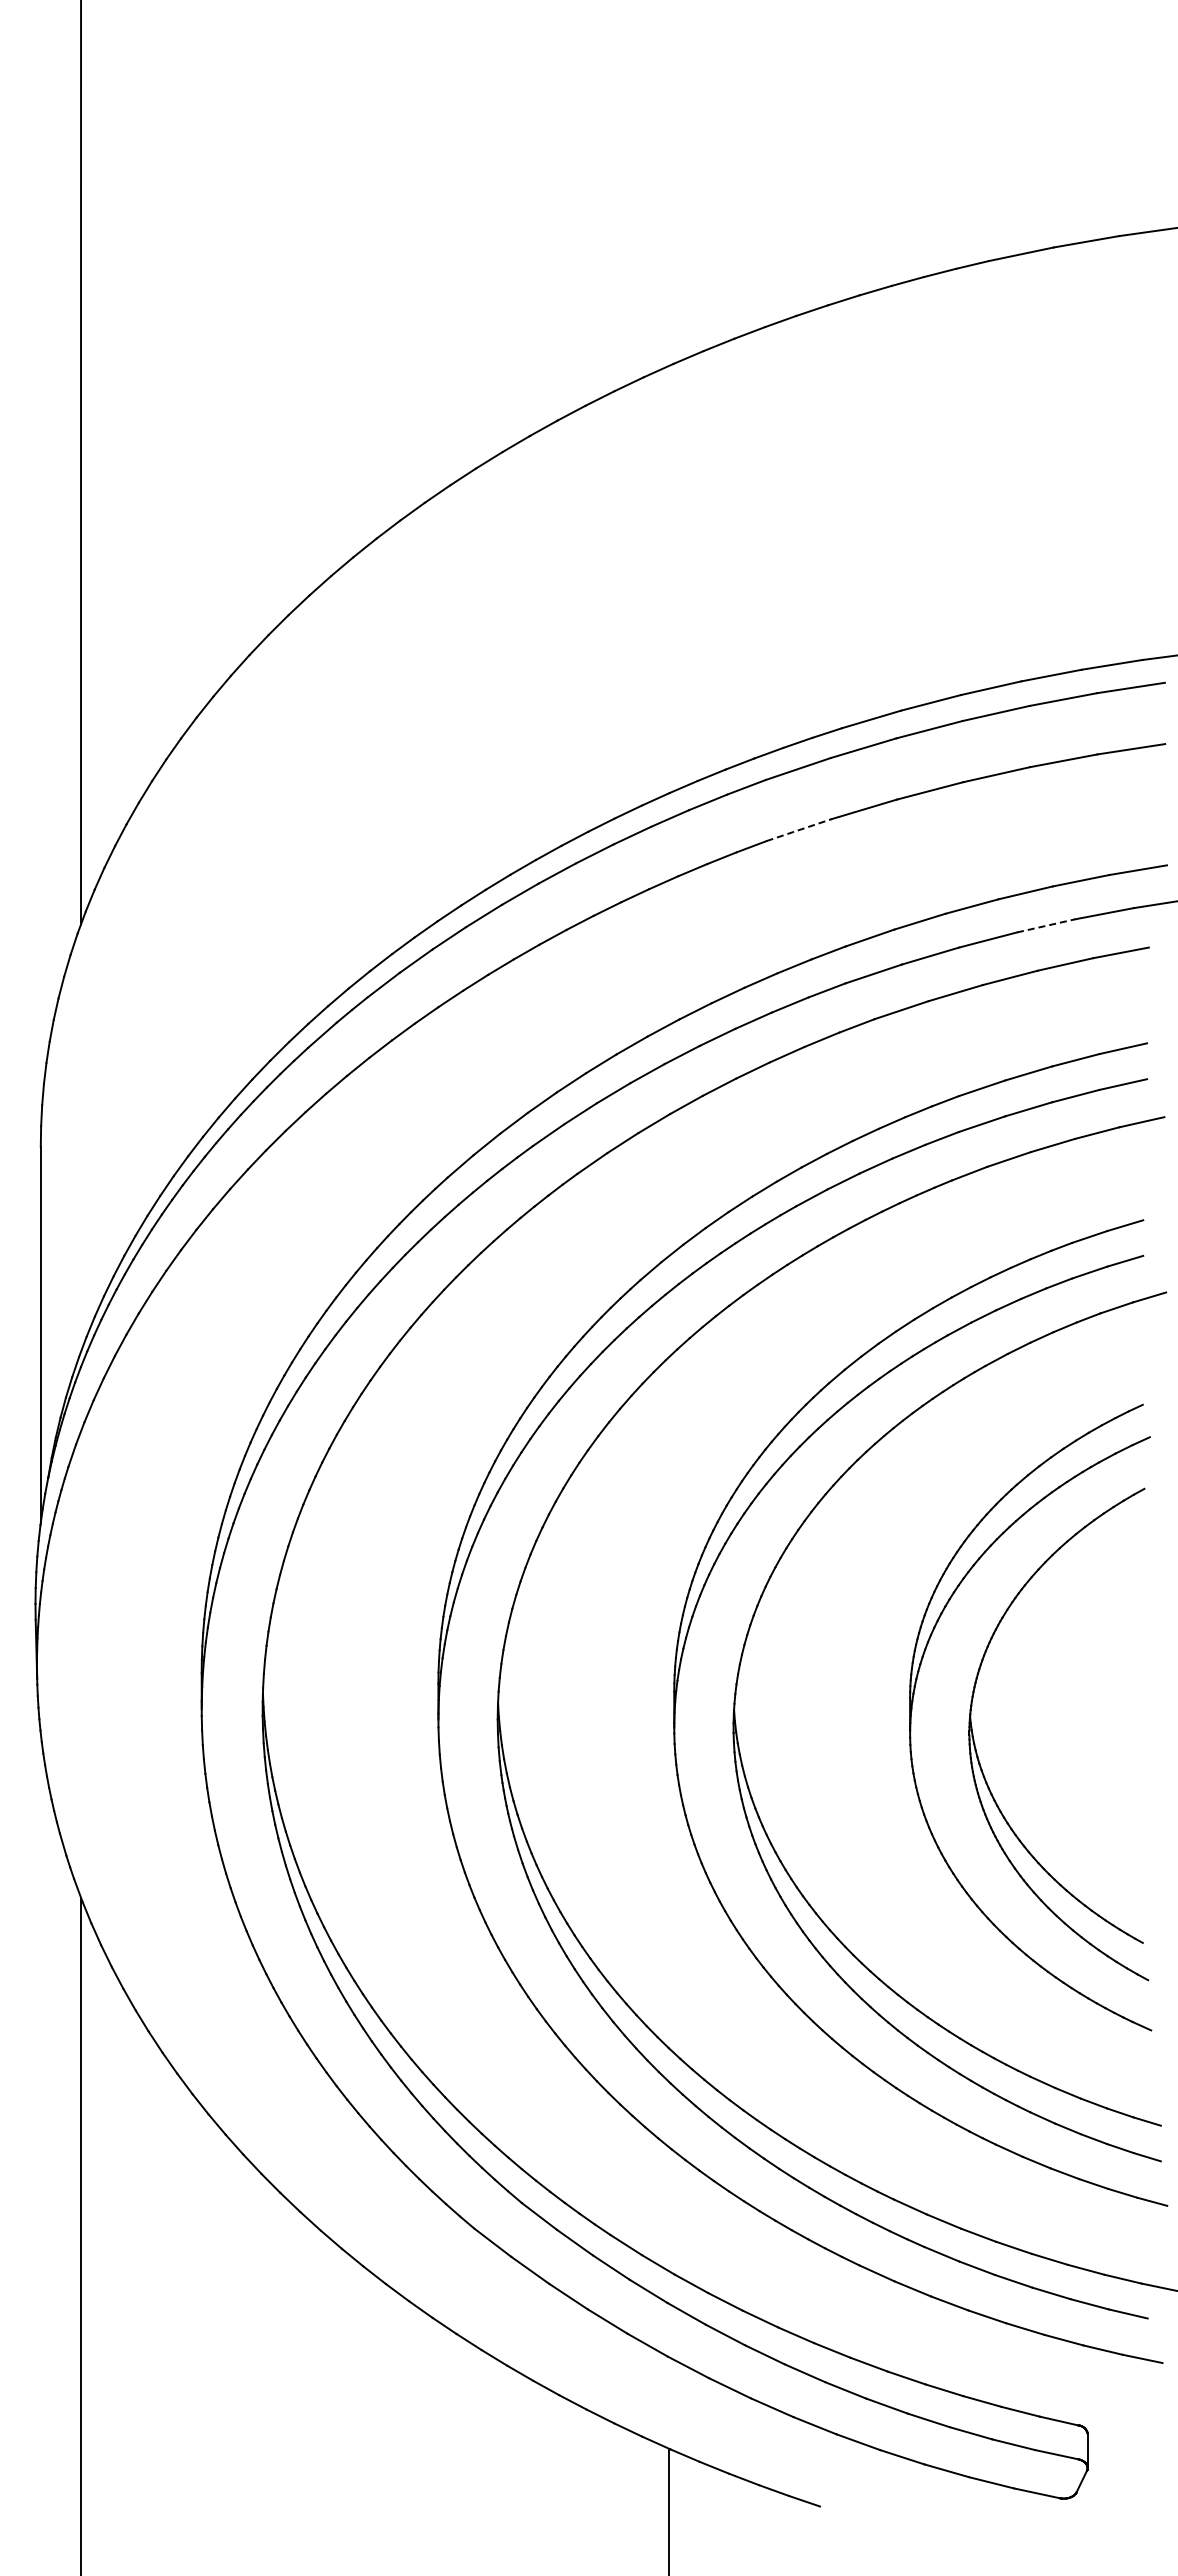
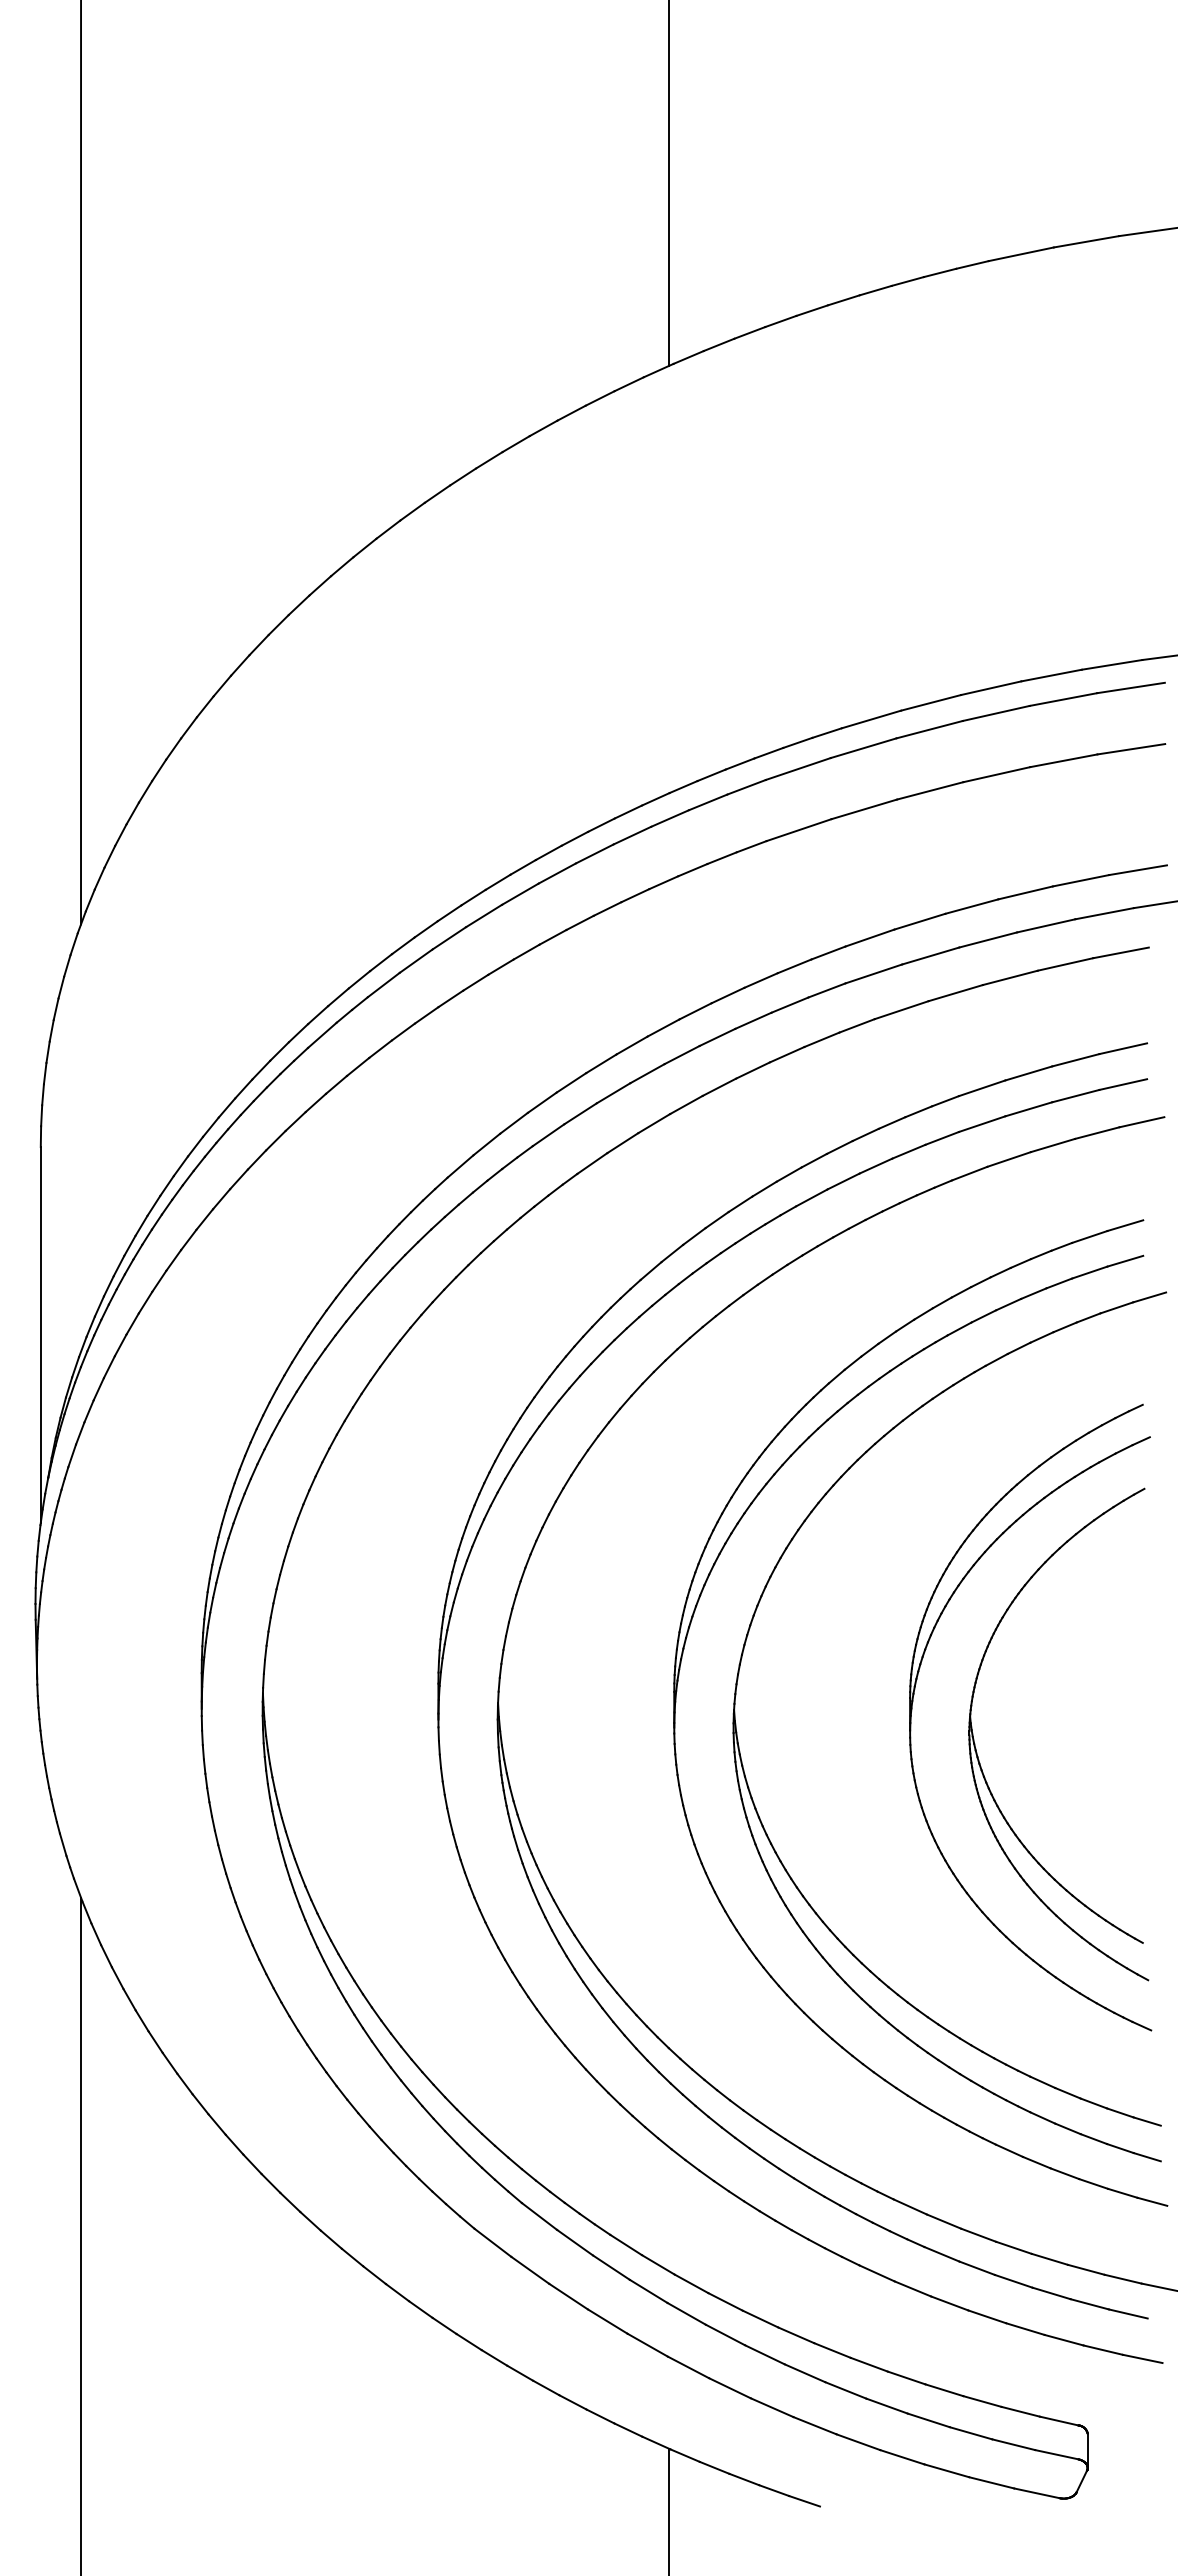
line: none -> present (668, 184)
line: dashed -> solid (799, 830)
line: dashed -> solid (1046, 925)
